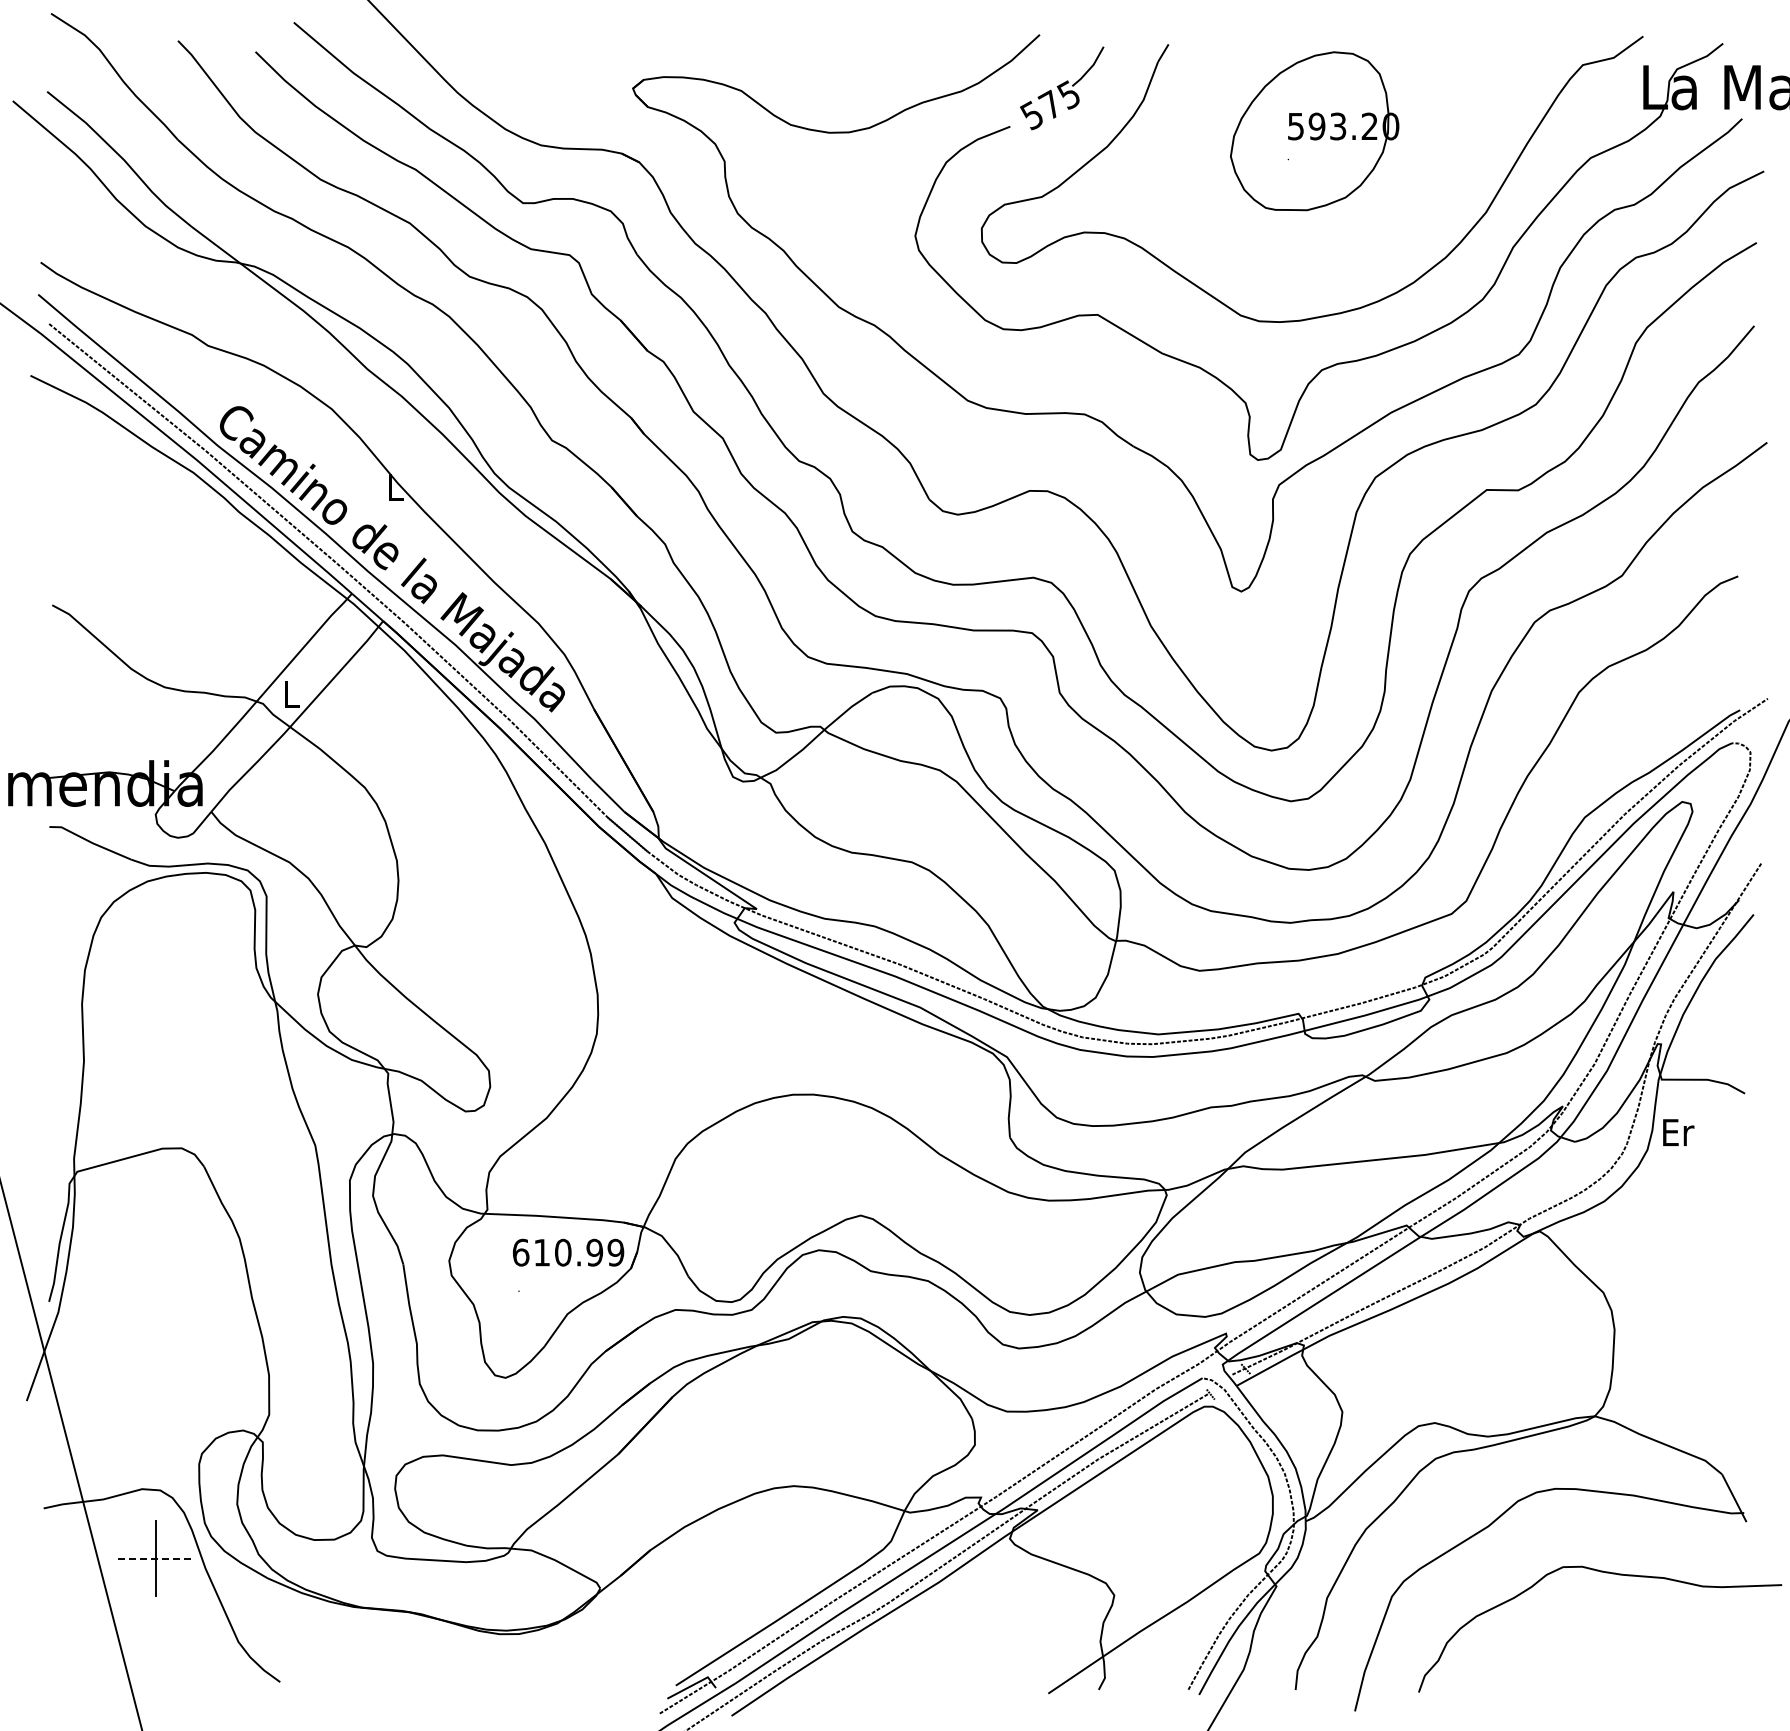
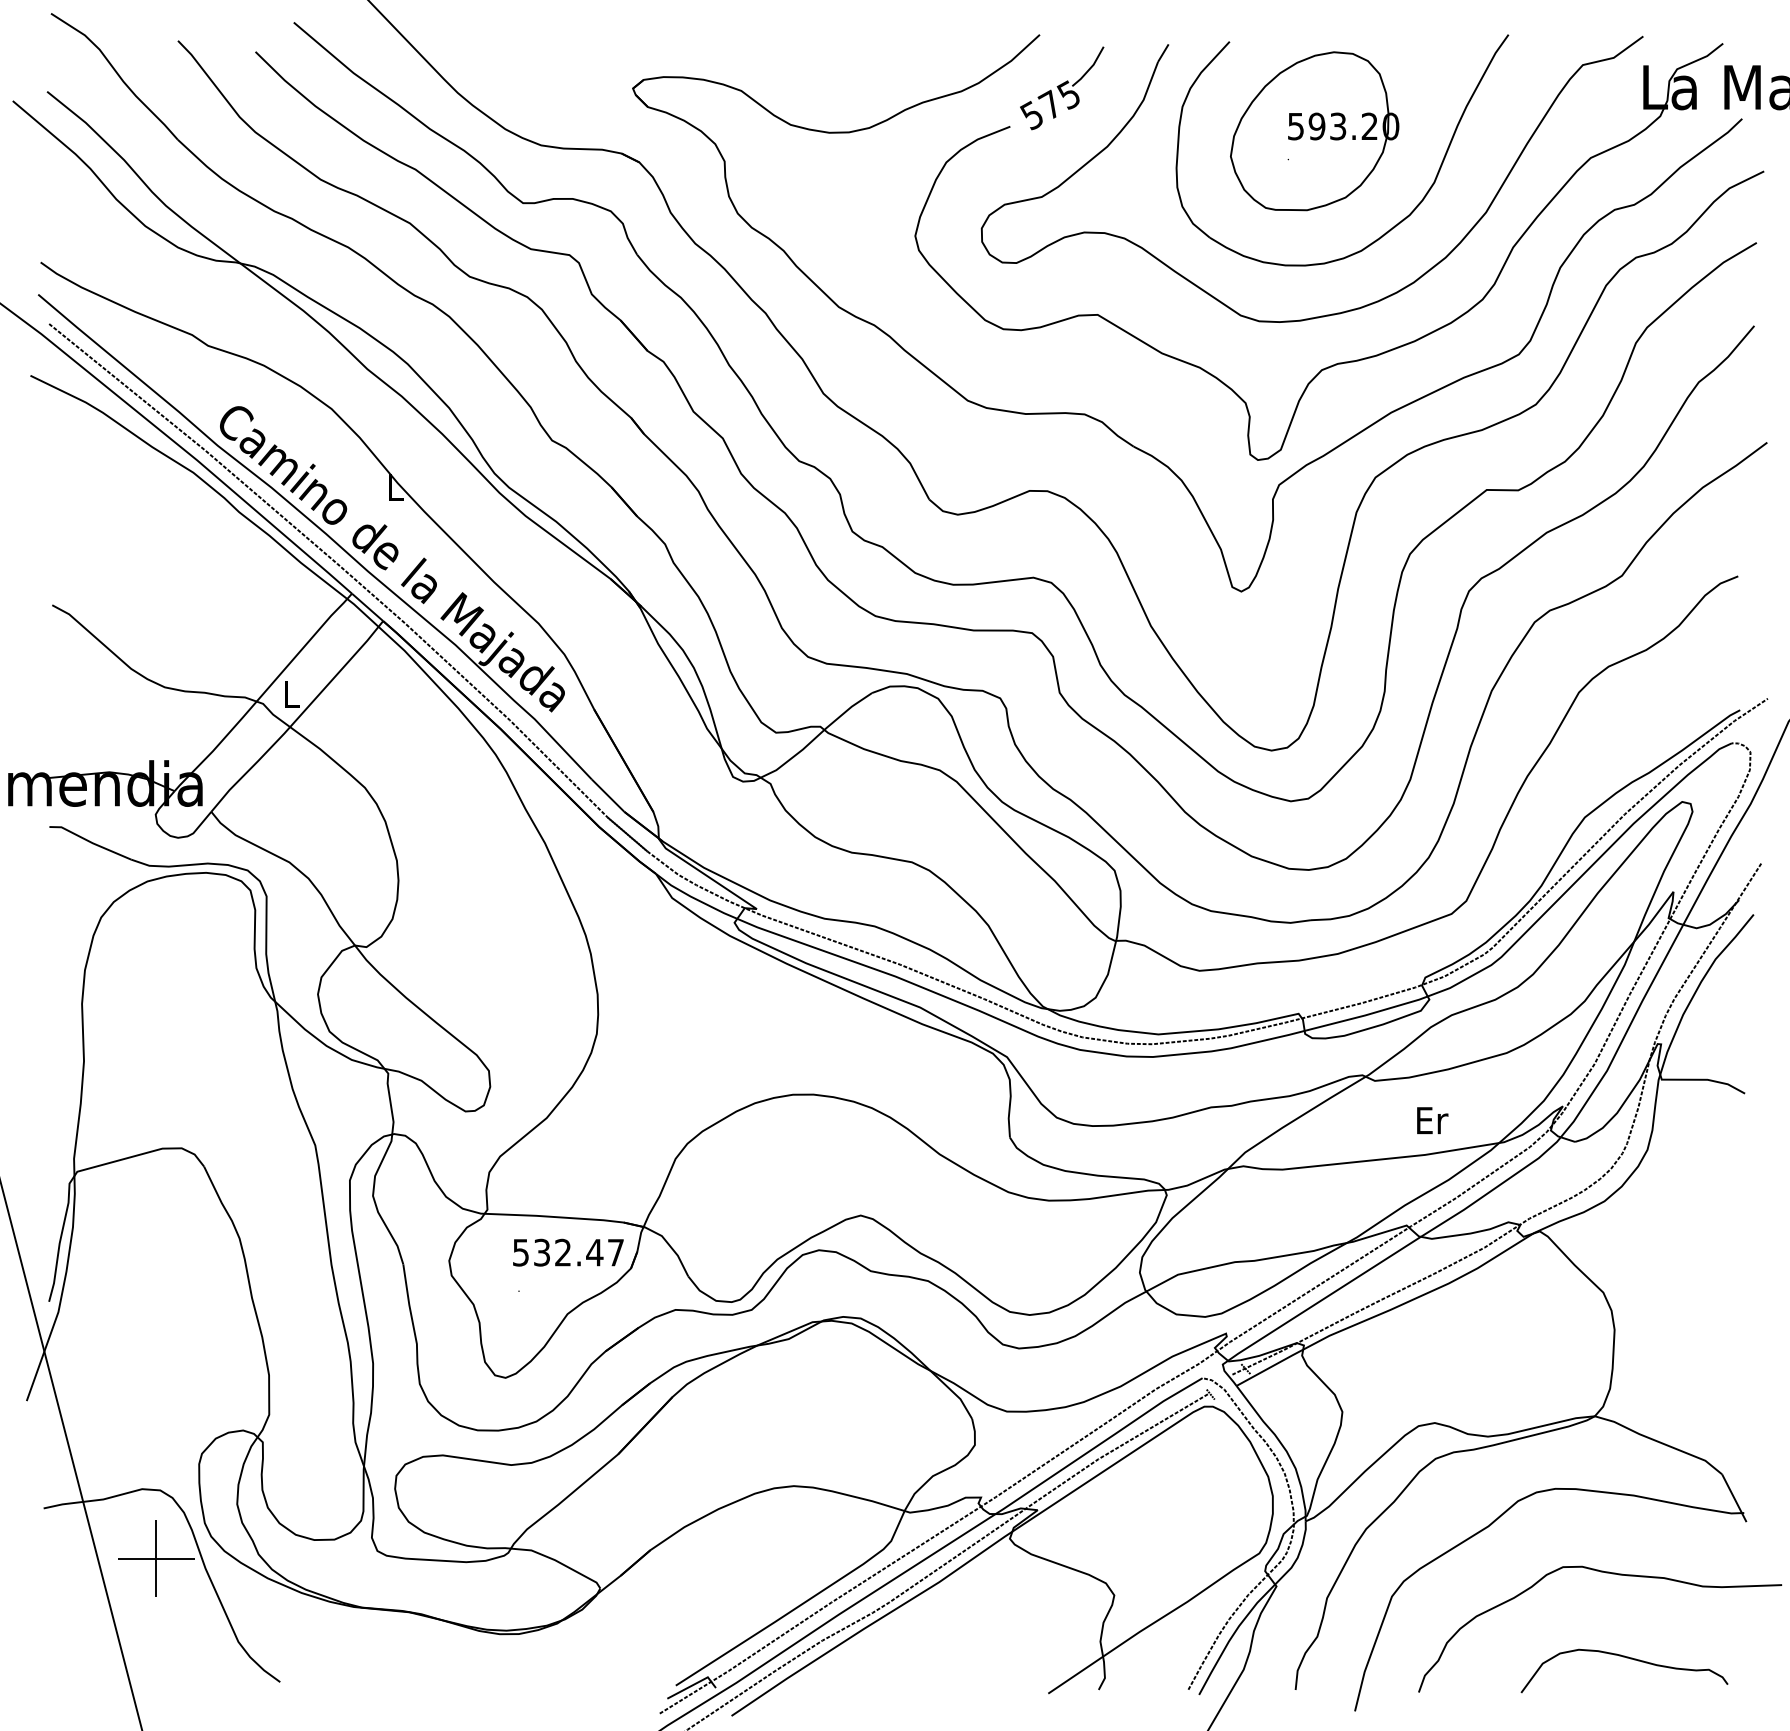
part: none -> present (1395, 224)
text position: (1678, 1132) -> (1432, 1120) (1432, 1120)
text: 610.99 -> 532.47 (568, 1252)
line: dashed -> solid (156, 1558)
curve: none -> present (1626, 1658)
